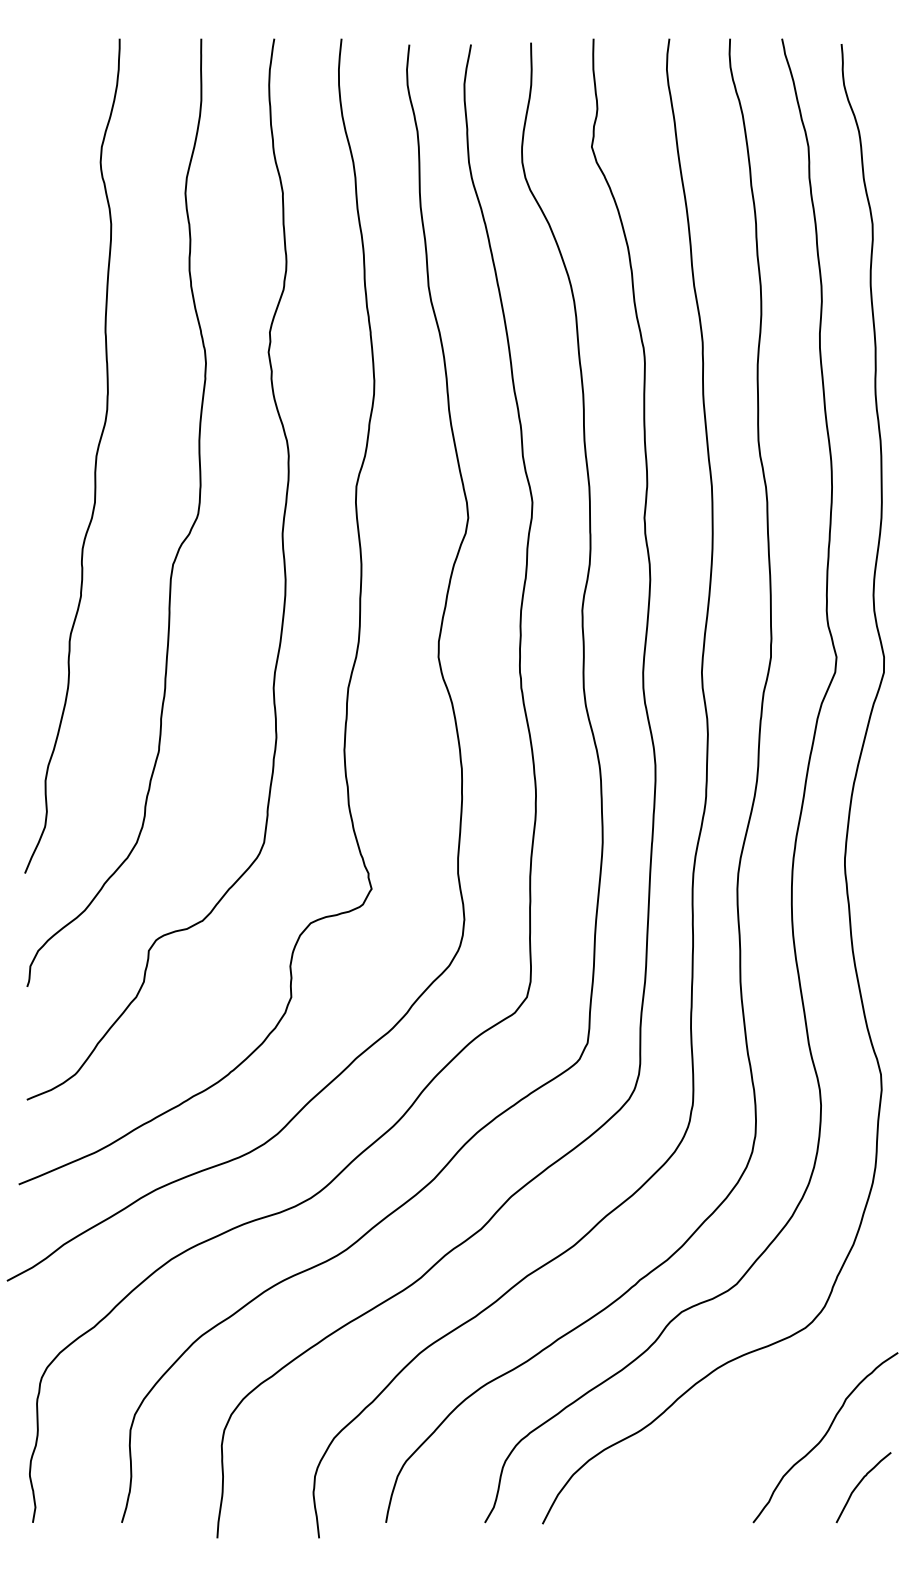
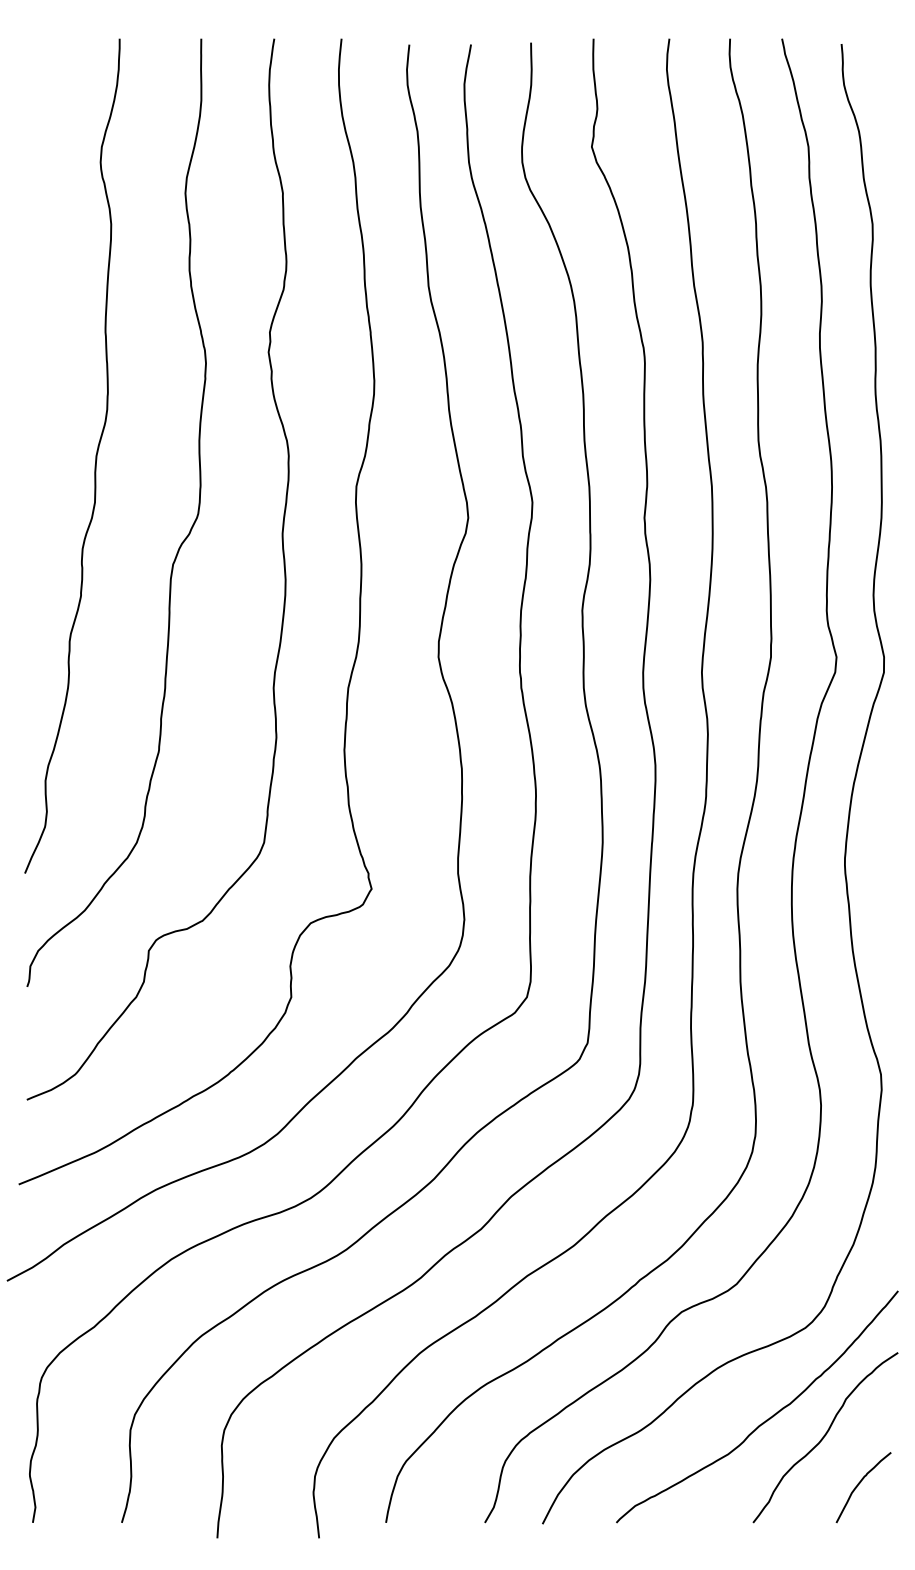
curve: none -> present (766, 1419)
